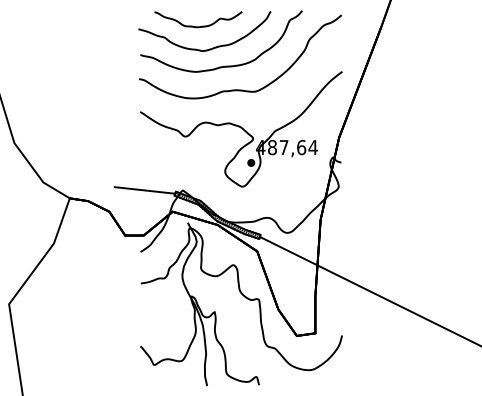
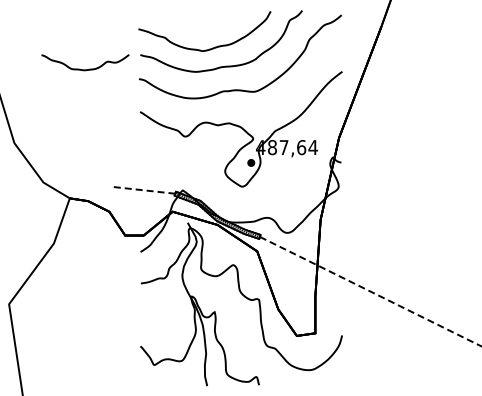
part position: (198, 26) -> (85, 69) (85, 69)
line: solid -> dashed (144, 190)
line: solid -> dashed (370, 291)
